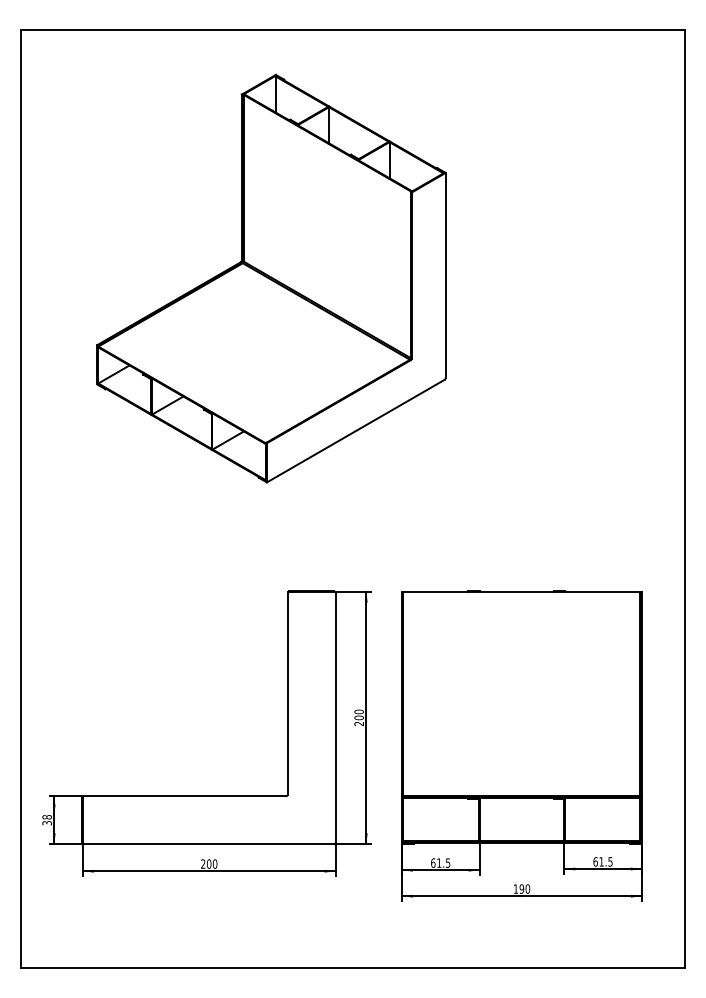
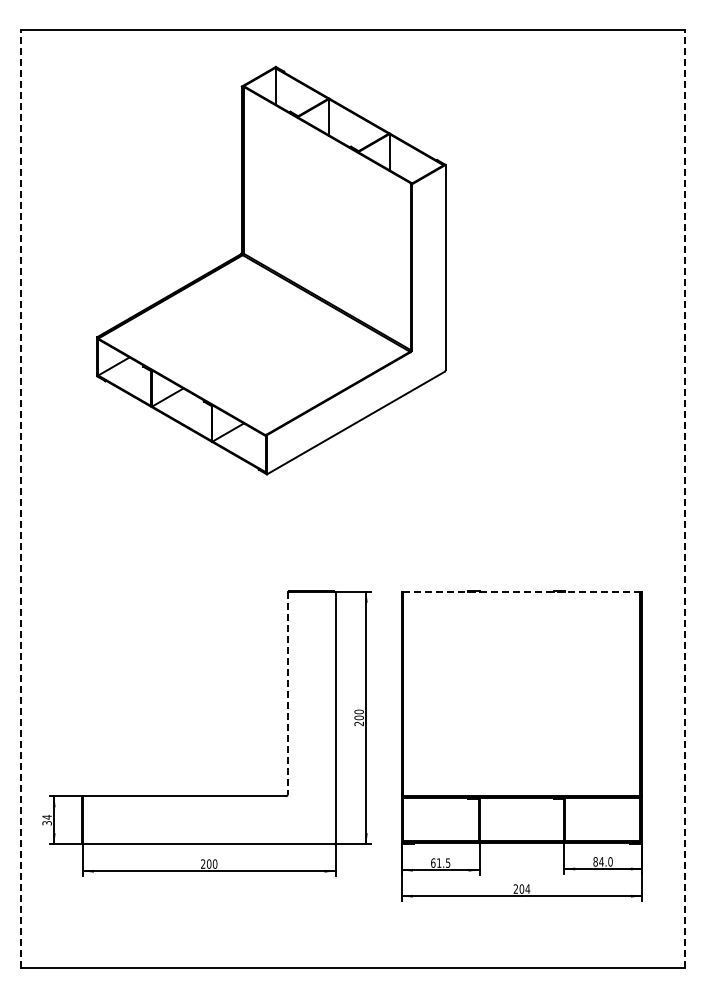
part position: (271, 278) -> (271, 270) (271, 270)
line: solid -> dashed (21, 498)
line: solid -> dashed (684, 498)
line: solid -> dashed (522, 591)
line: solid -> dashed (287, 693)
text: 38 -> 34 (46, 817)
text: 61.5 -> 84.0 (602, 861)
text: 190 -> 204 (521, 888)
